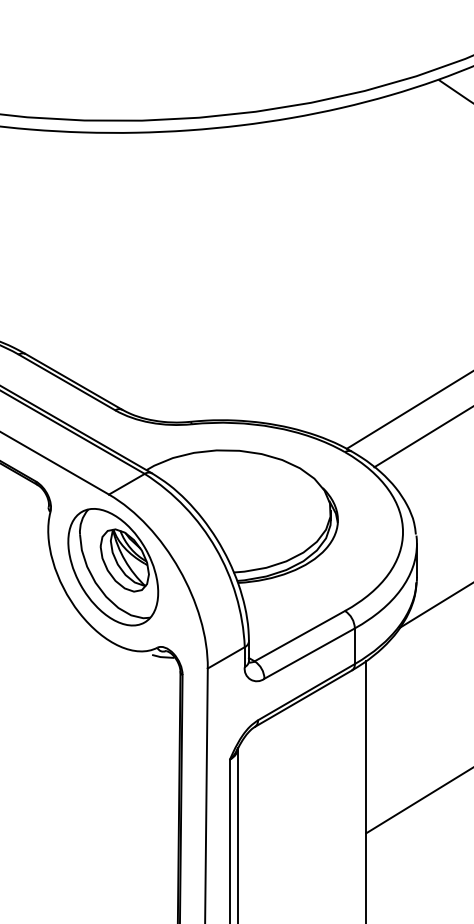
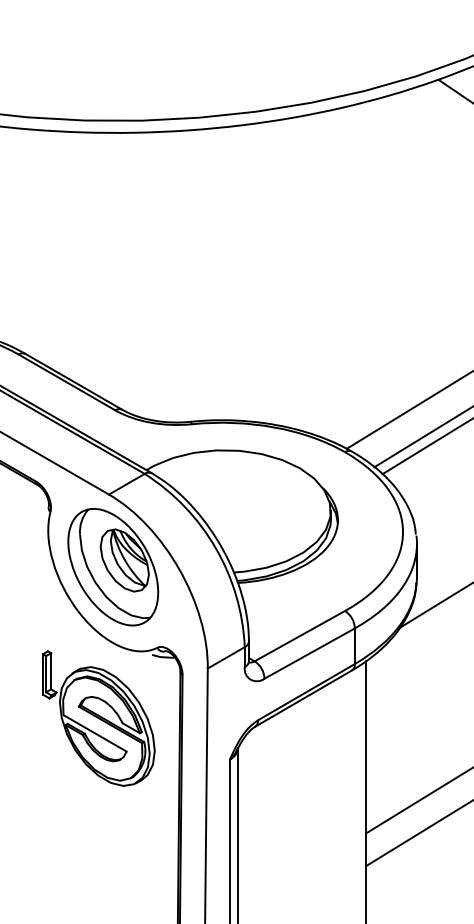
line: none -> present (426, 447)
part: none -> present (98, 718)
line: none -> present (418, 834)
